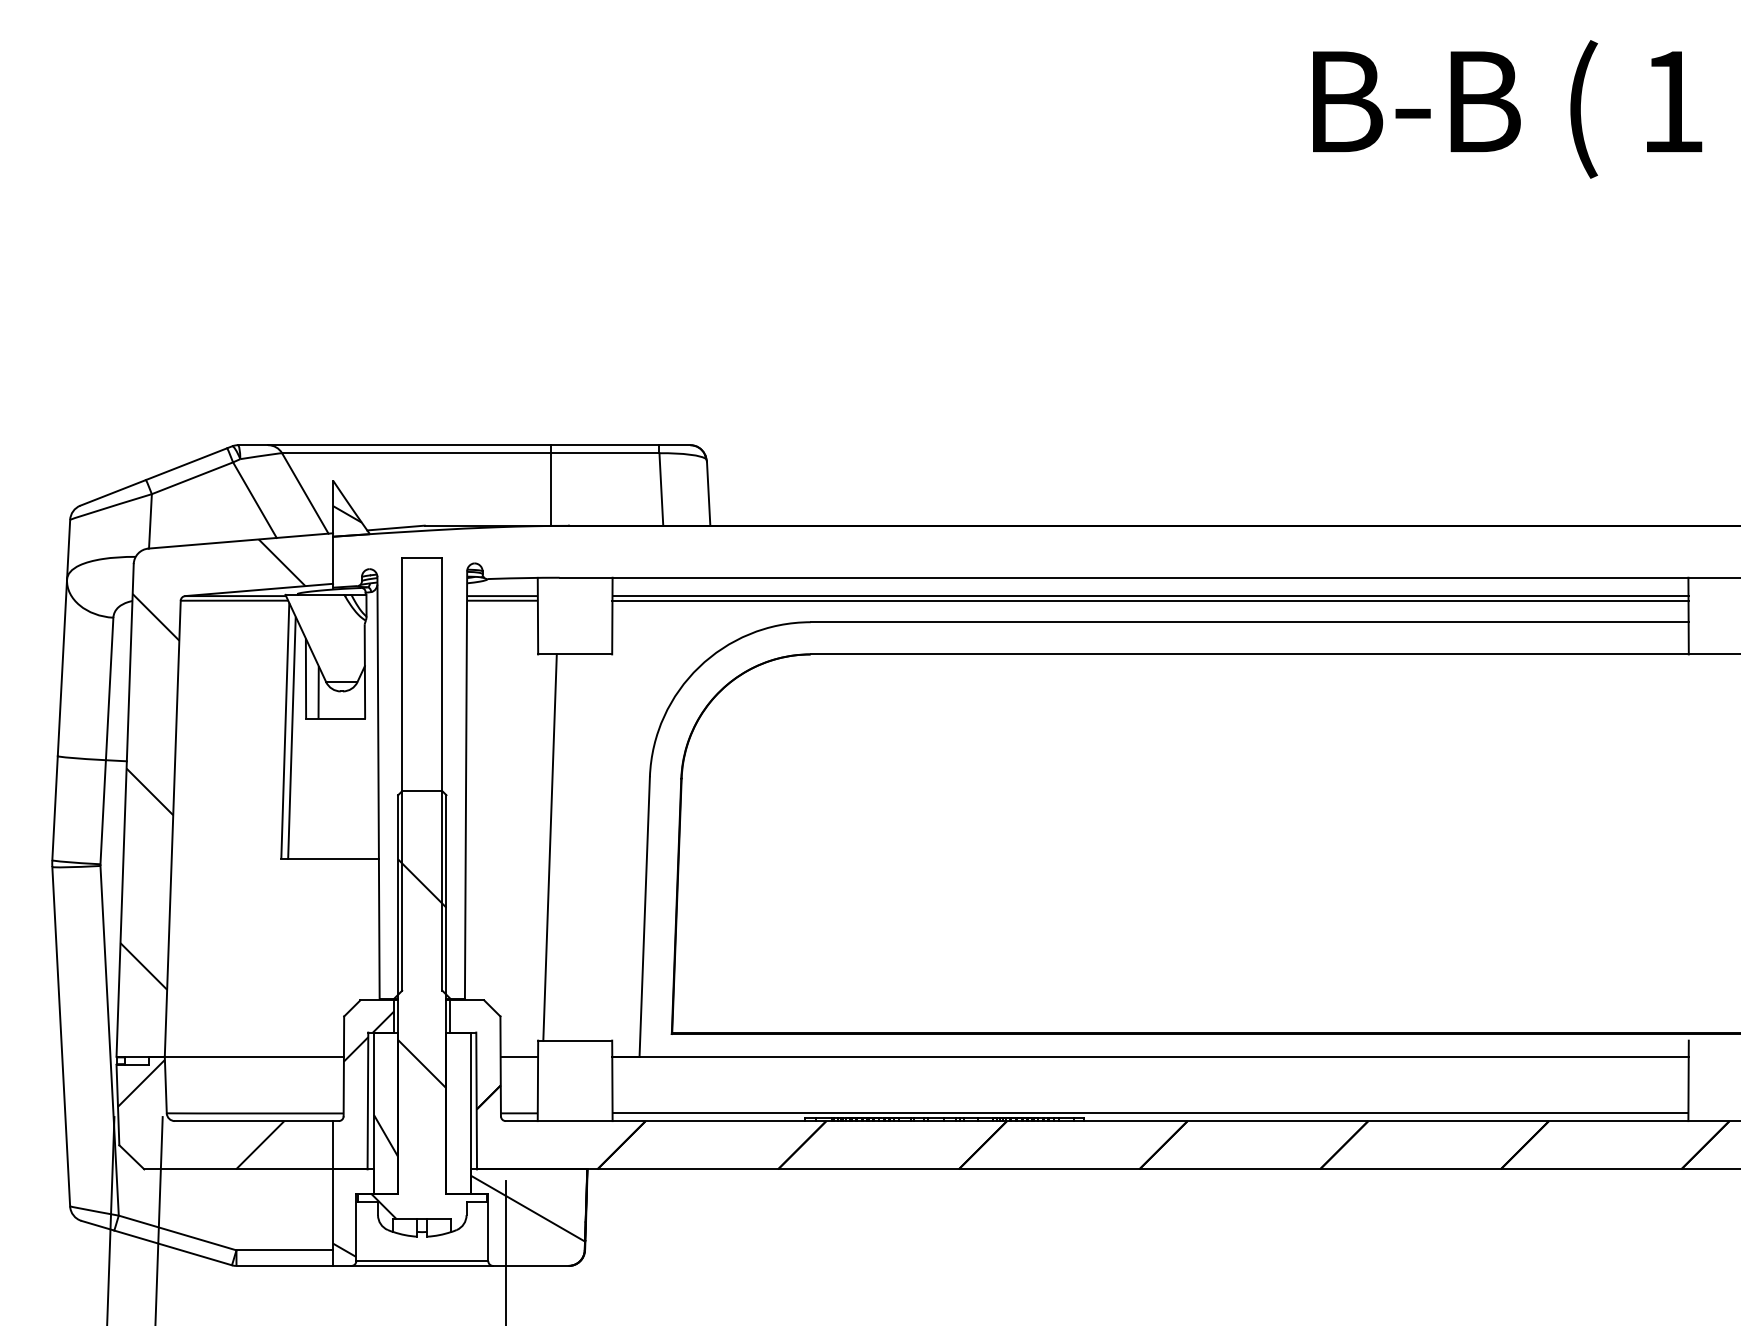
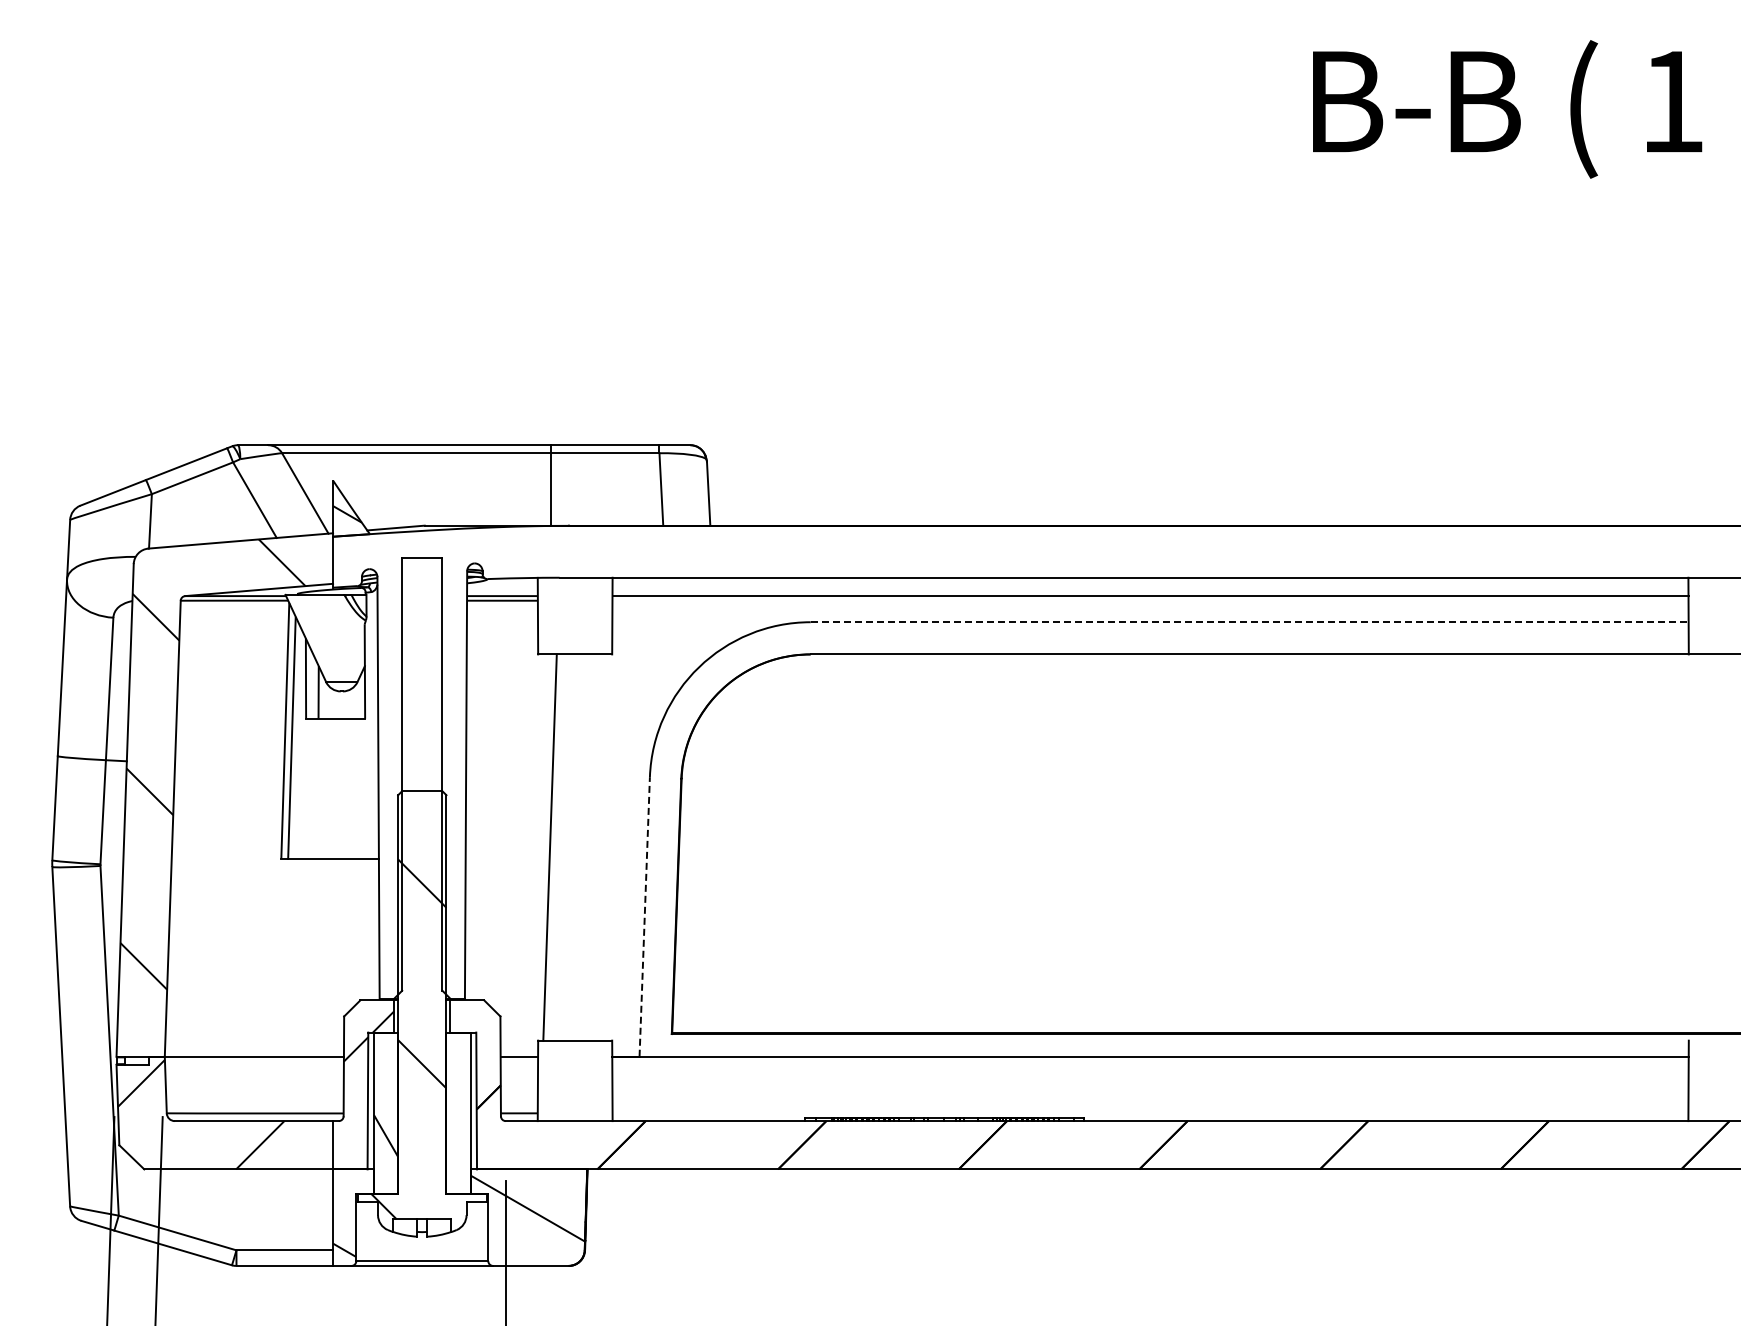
line: present -> none (1150, 600)
line: solid -> dashed (1249, 622)
line: solid -> dashed (644, 916)
line: present -> none (1150, 1113)
